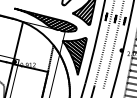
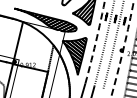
line: solid -> dashed (95, 41)
arc: solid -> dashed (123, 48)
